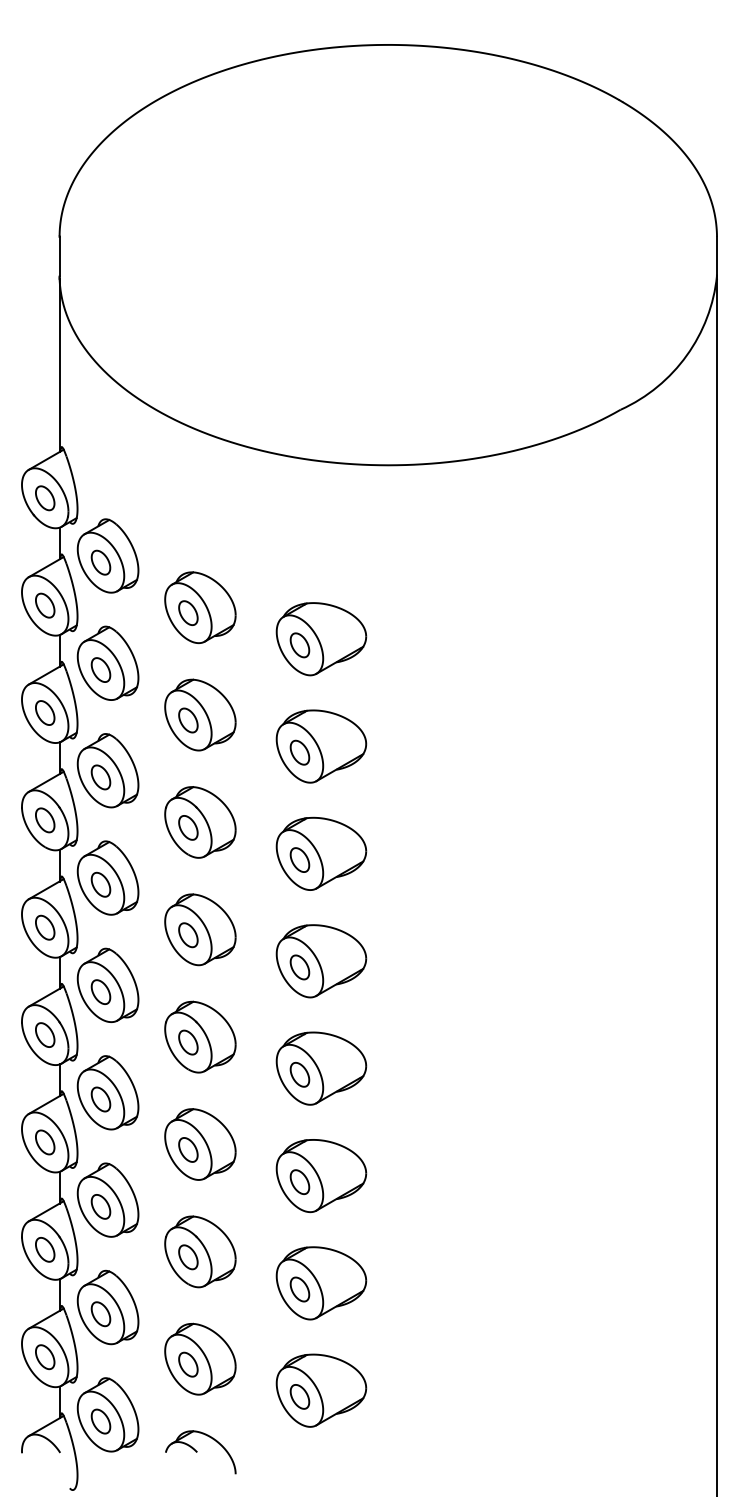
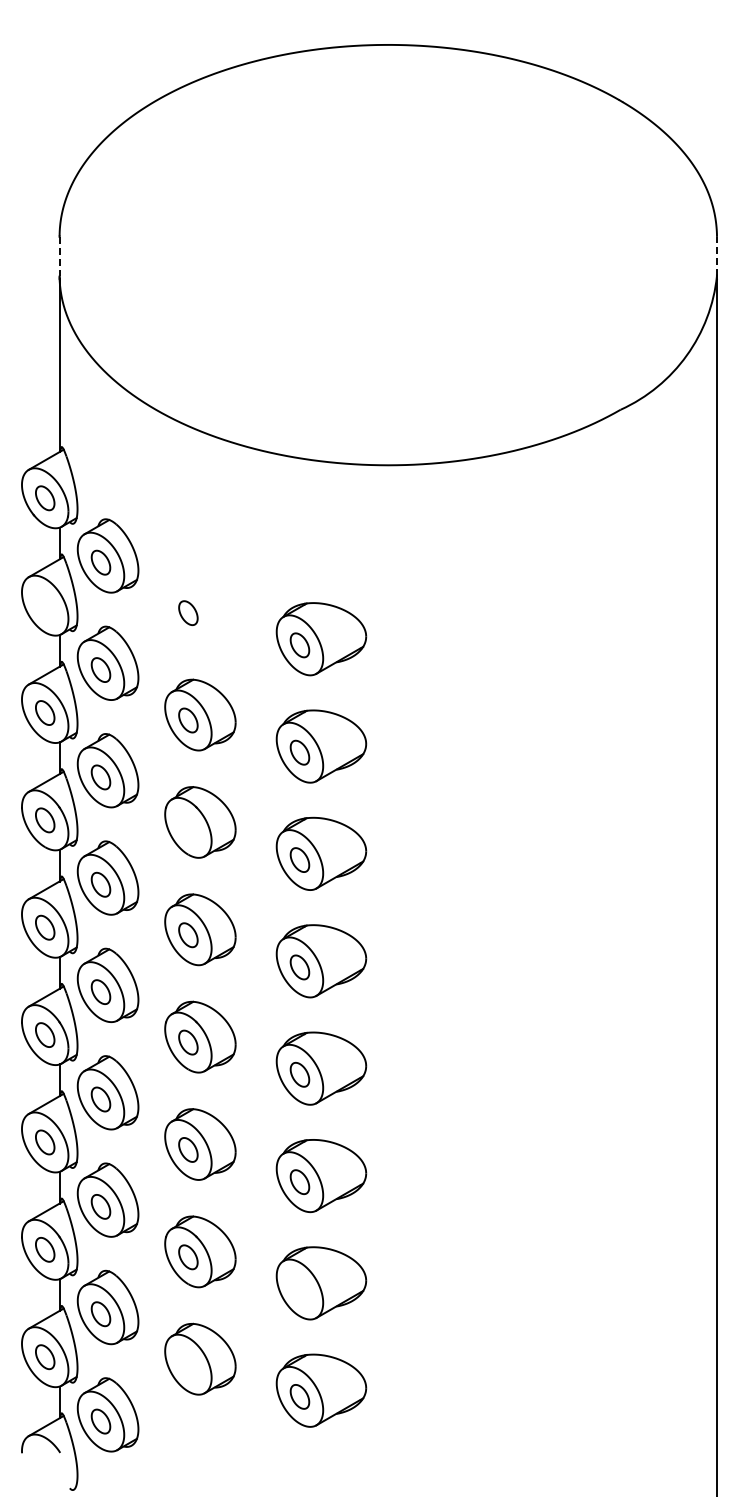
line: solid -> dashed (717, 255)
line: solid -> dashed (59, 256)
part: present -> none (45, 605)
part: present -> none (200, 607)
part: present -> none (188, 827)
part: present -> none (299, 1289)
part: present -> none (188, 1364)
part: present -> none (200, 1452)
